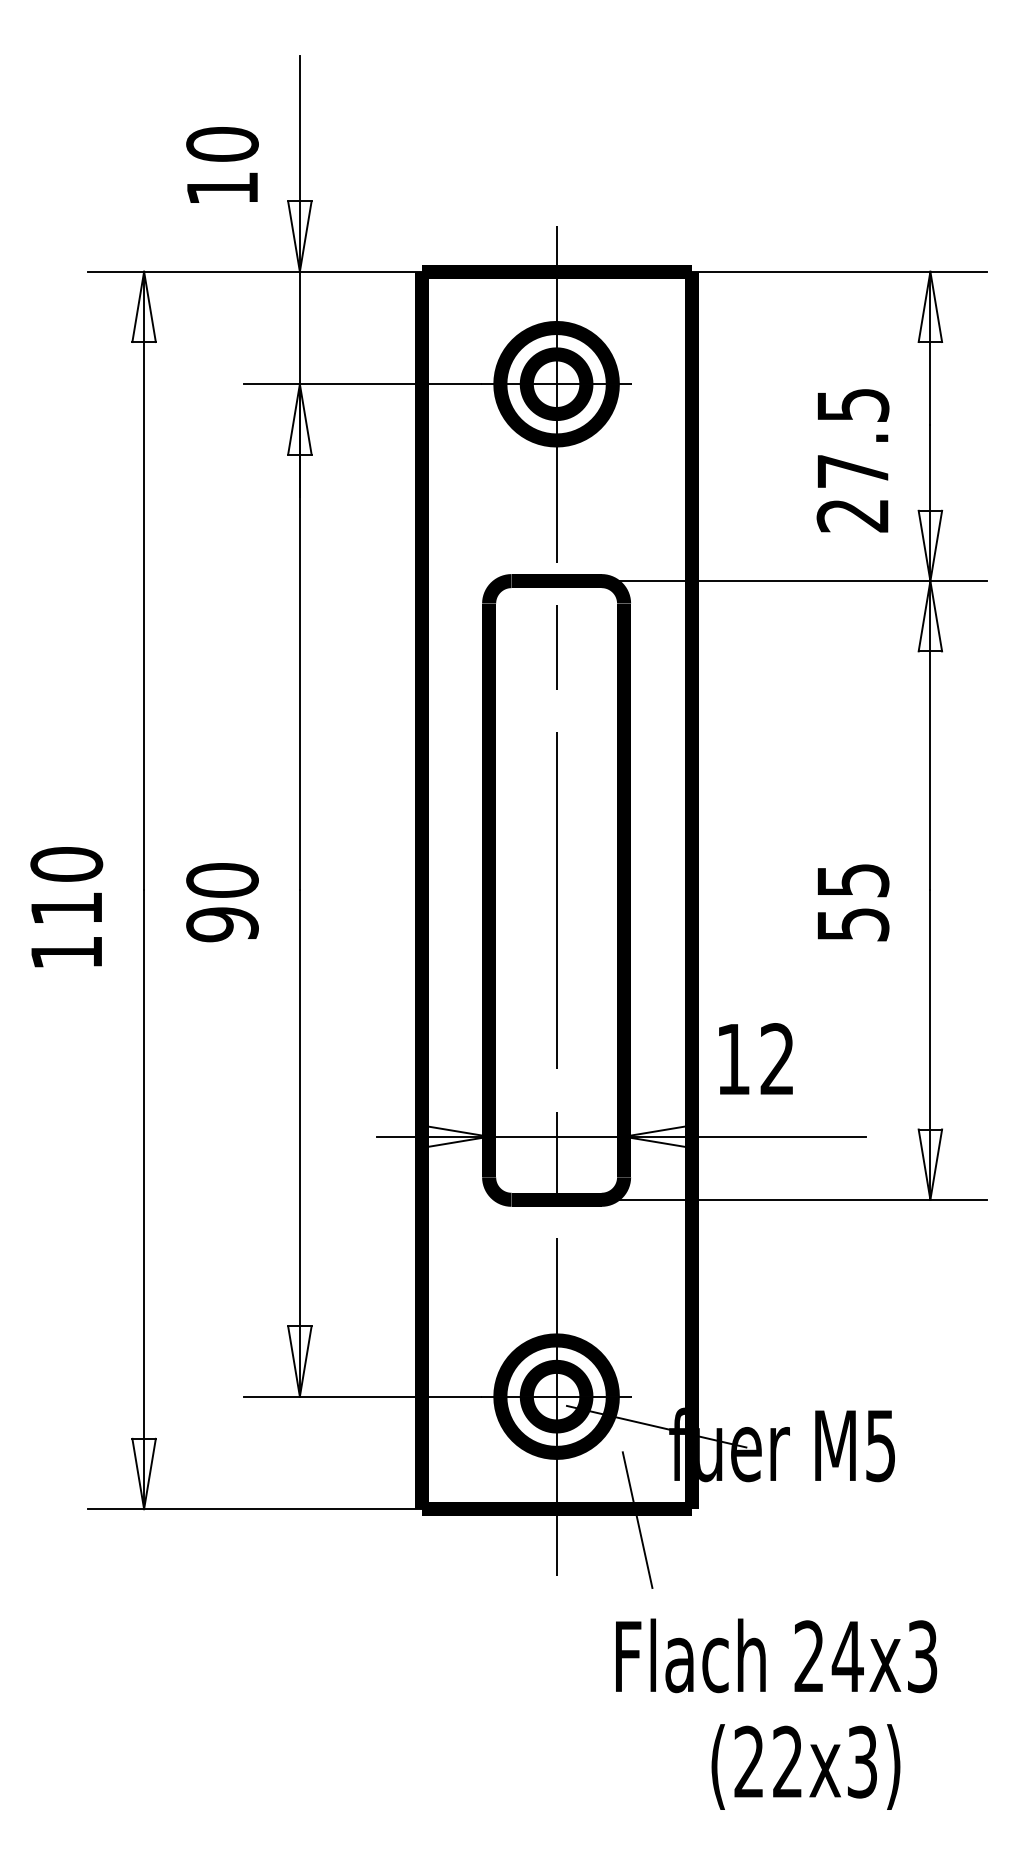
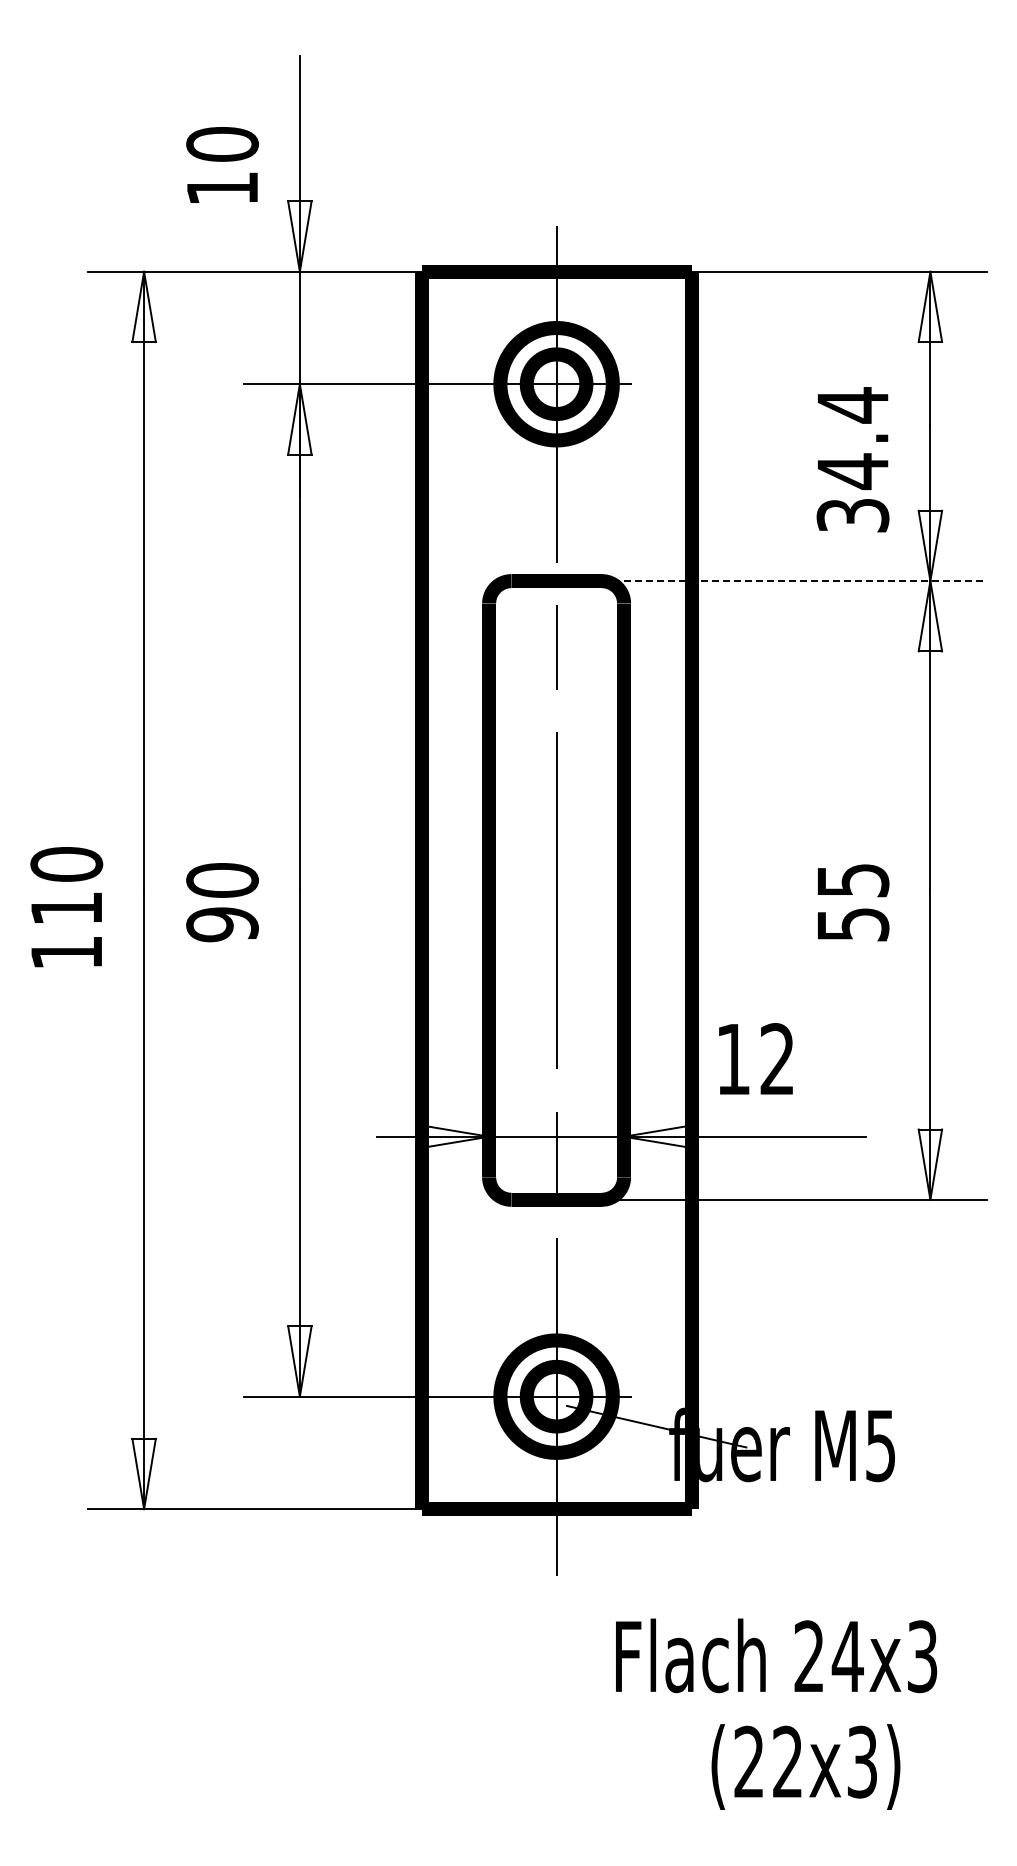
text: 27.5 -> 34.4 (852, 459)
line: solid -> dashed (794, 581)
line: present -> none (637, 1519)
